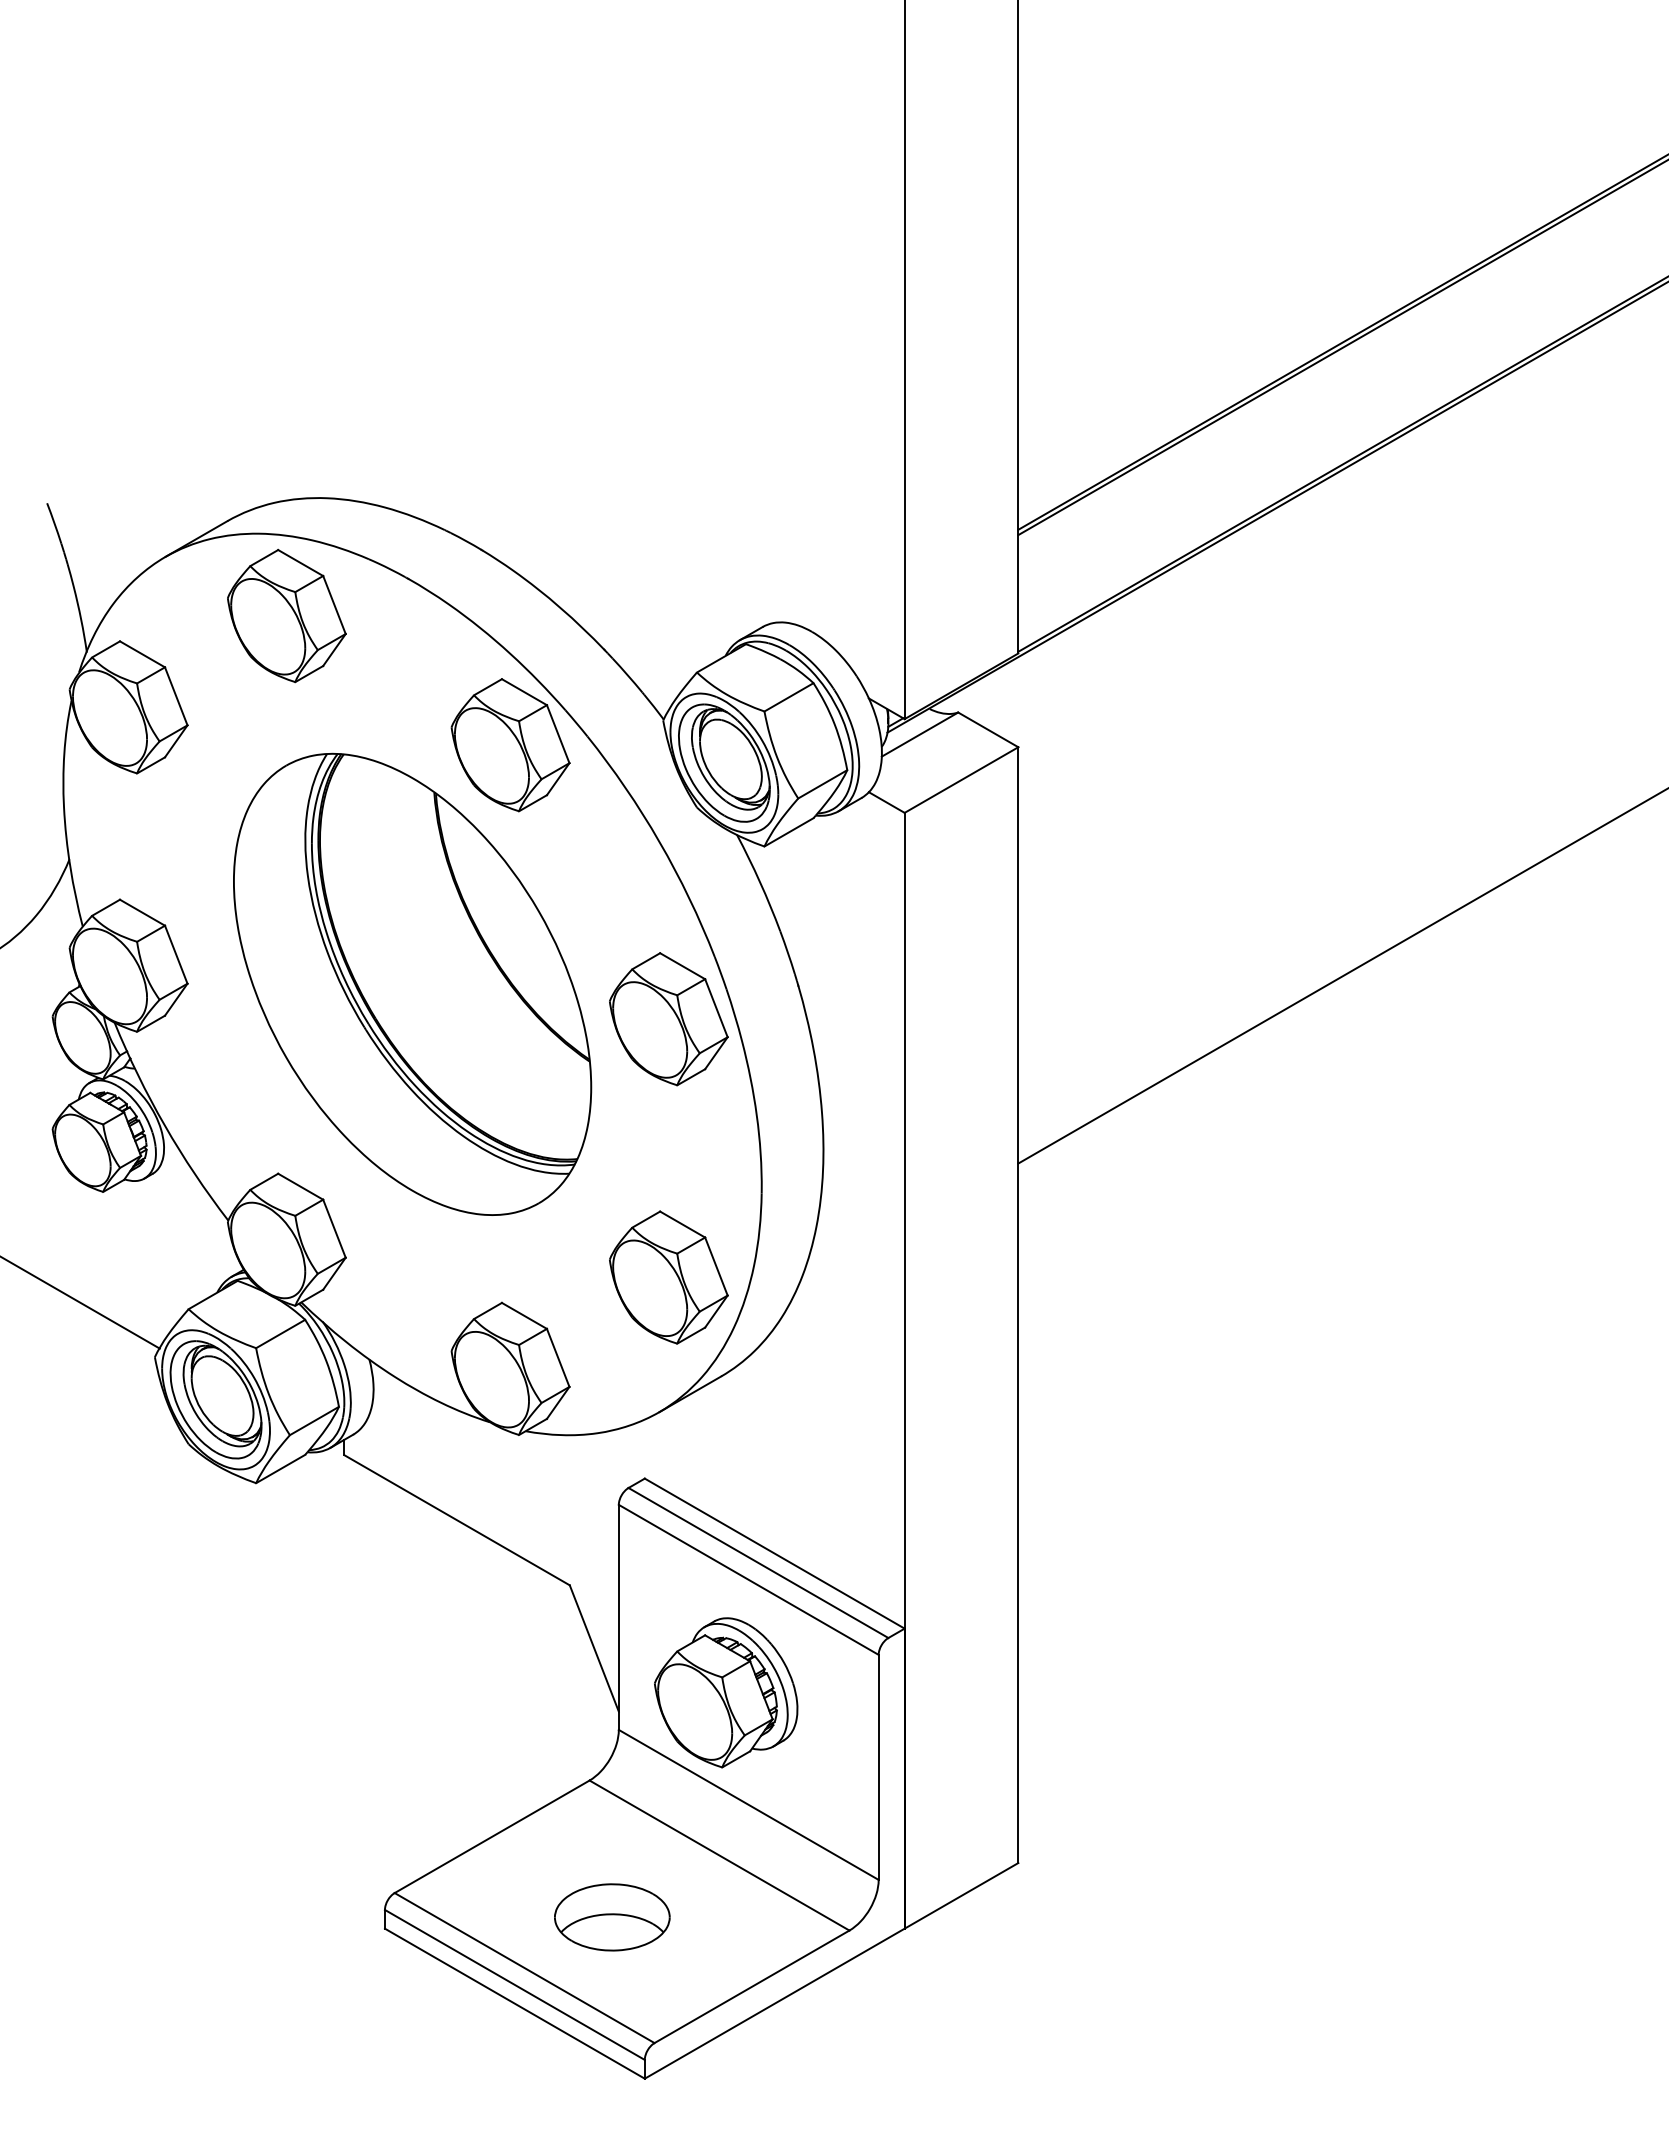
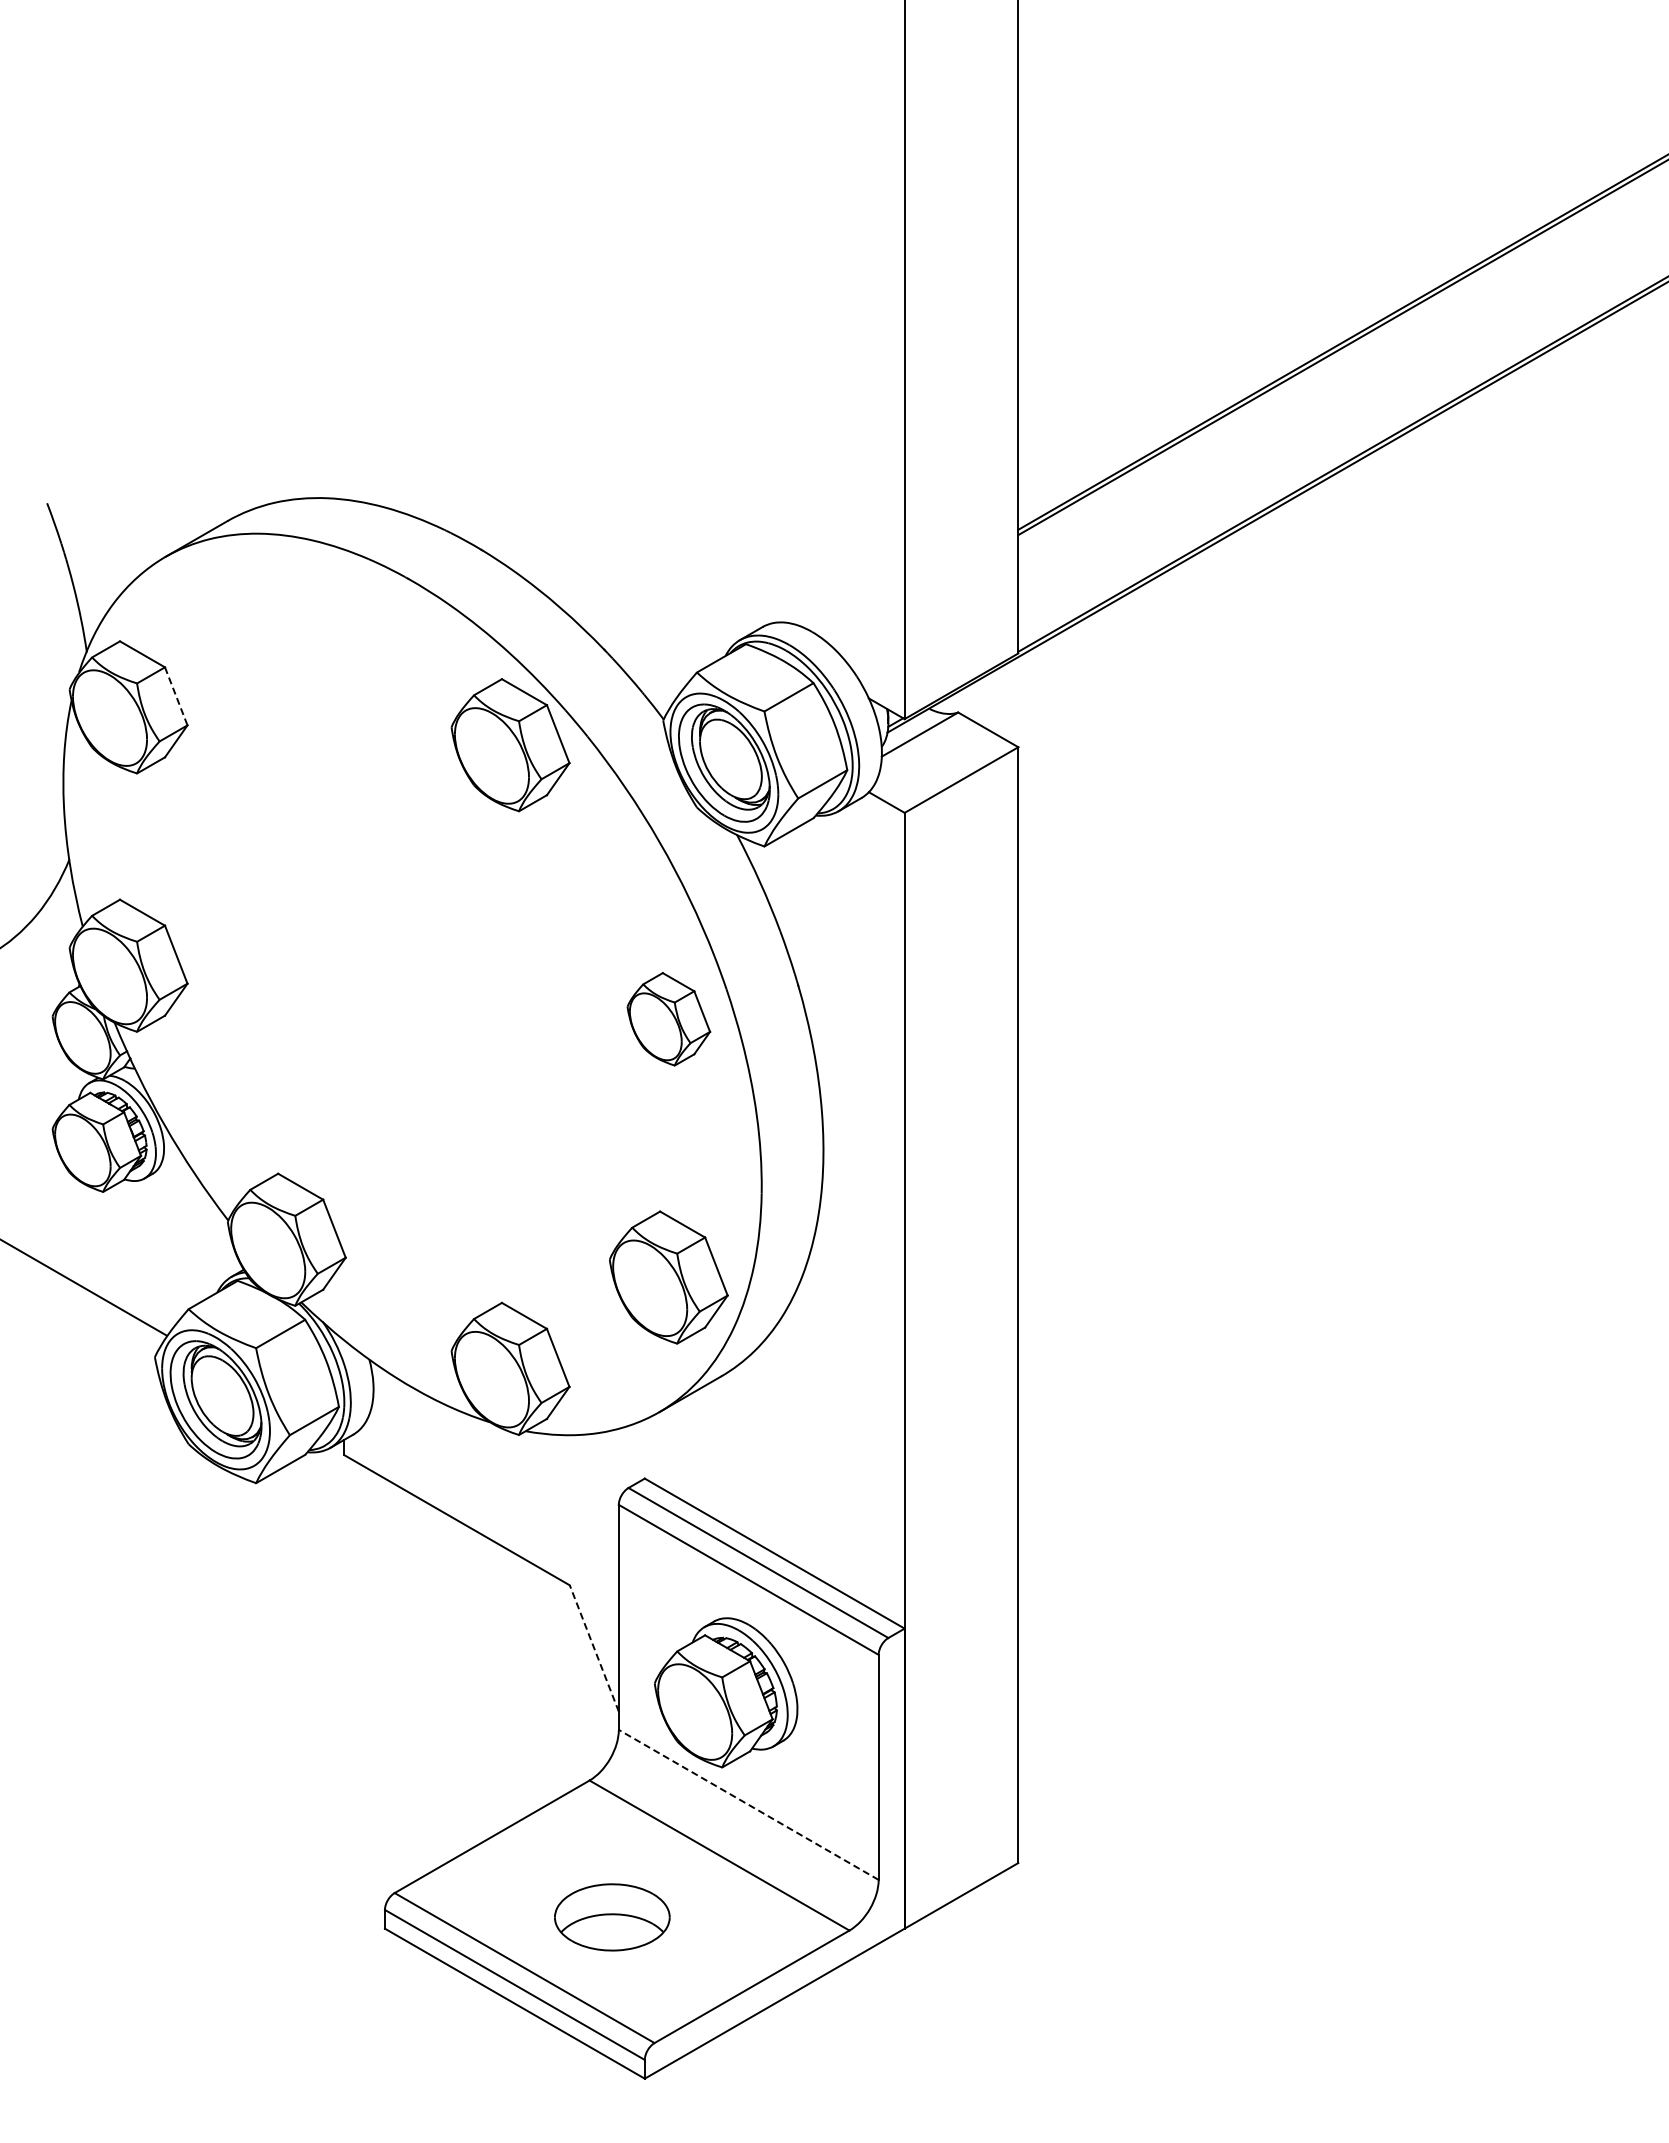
part: present -> none (286, 615)
line: solid -> dashed (176, 696)
line: present -> none (1341, 976)
part: present -> none (412, 983)
part size: 120x135 px -> 86x95 px (668, 1019)
line position: (80, 1302) -> (84, 1287) (84, 1287)
line: solid -> dashed (594, 1648)
line: solid -> dashed (748, 1804)
